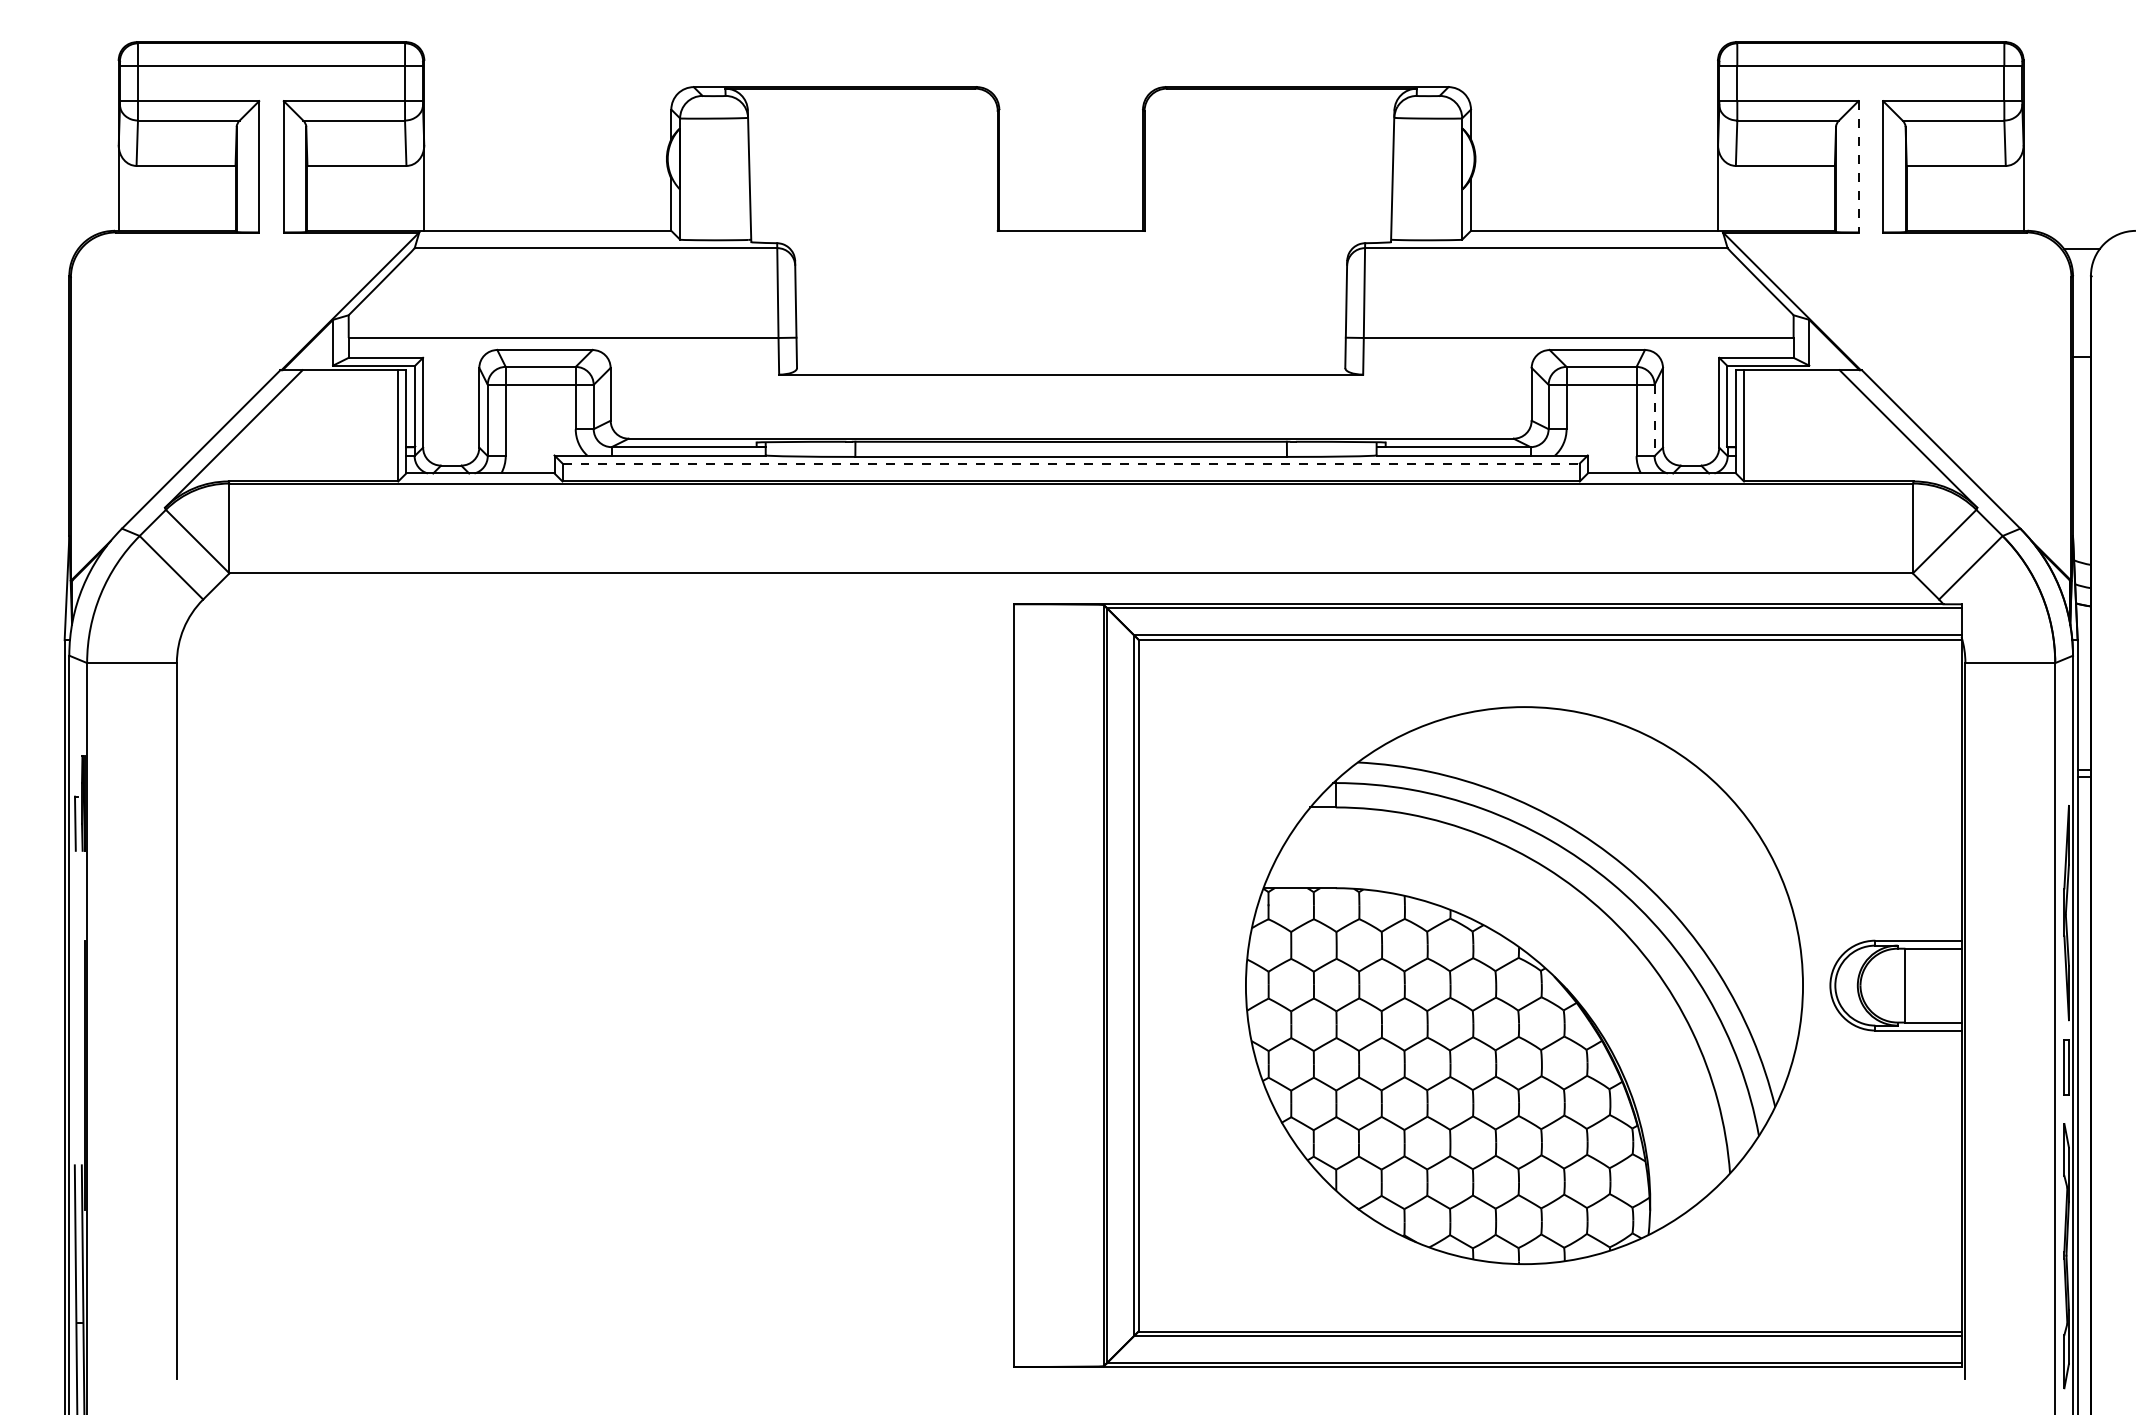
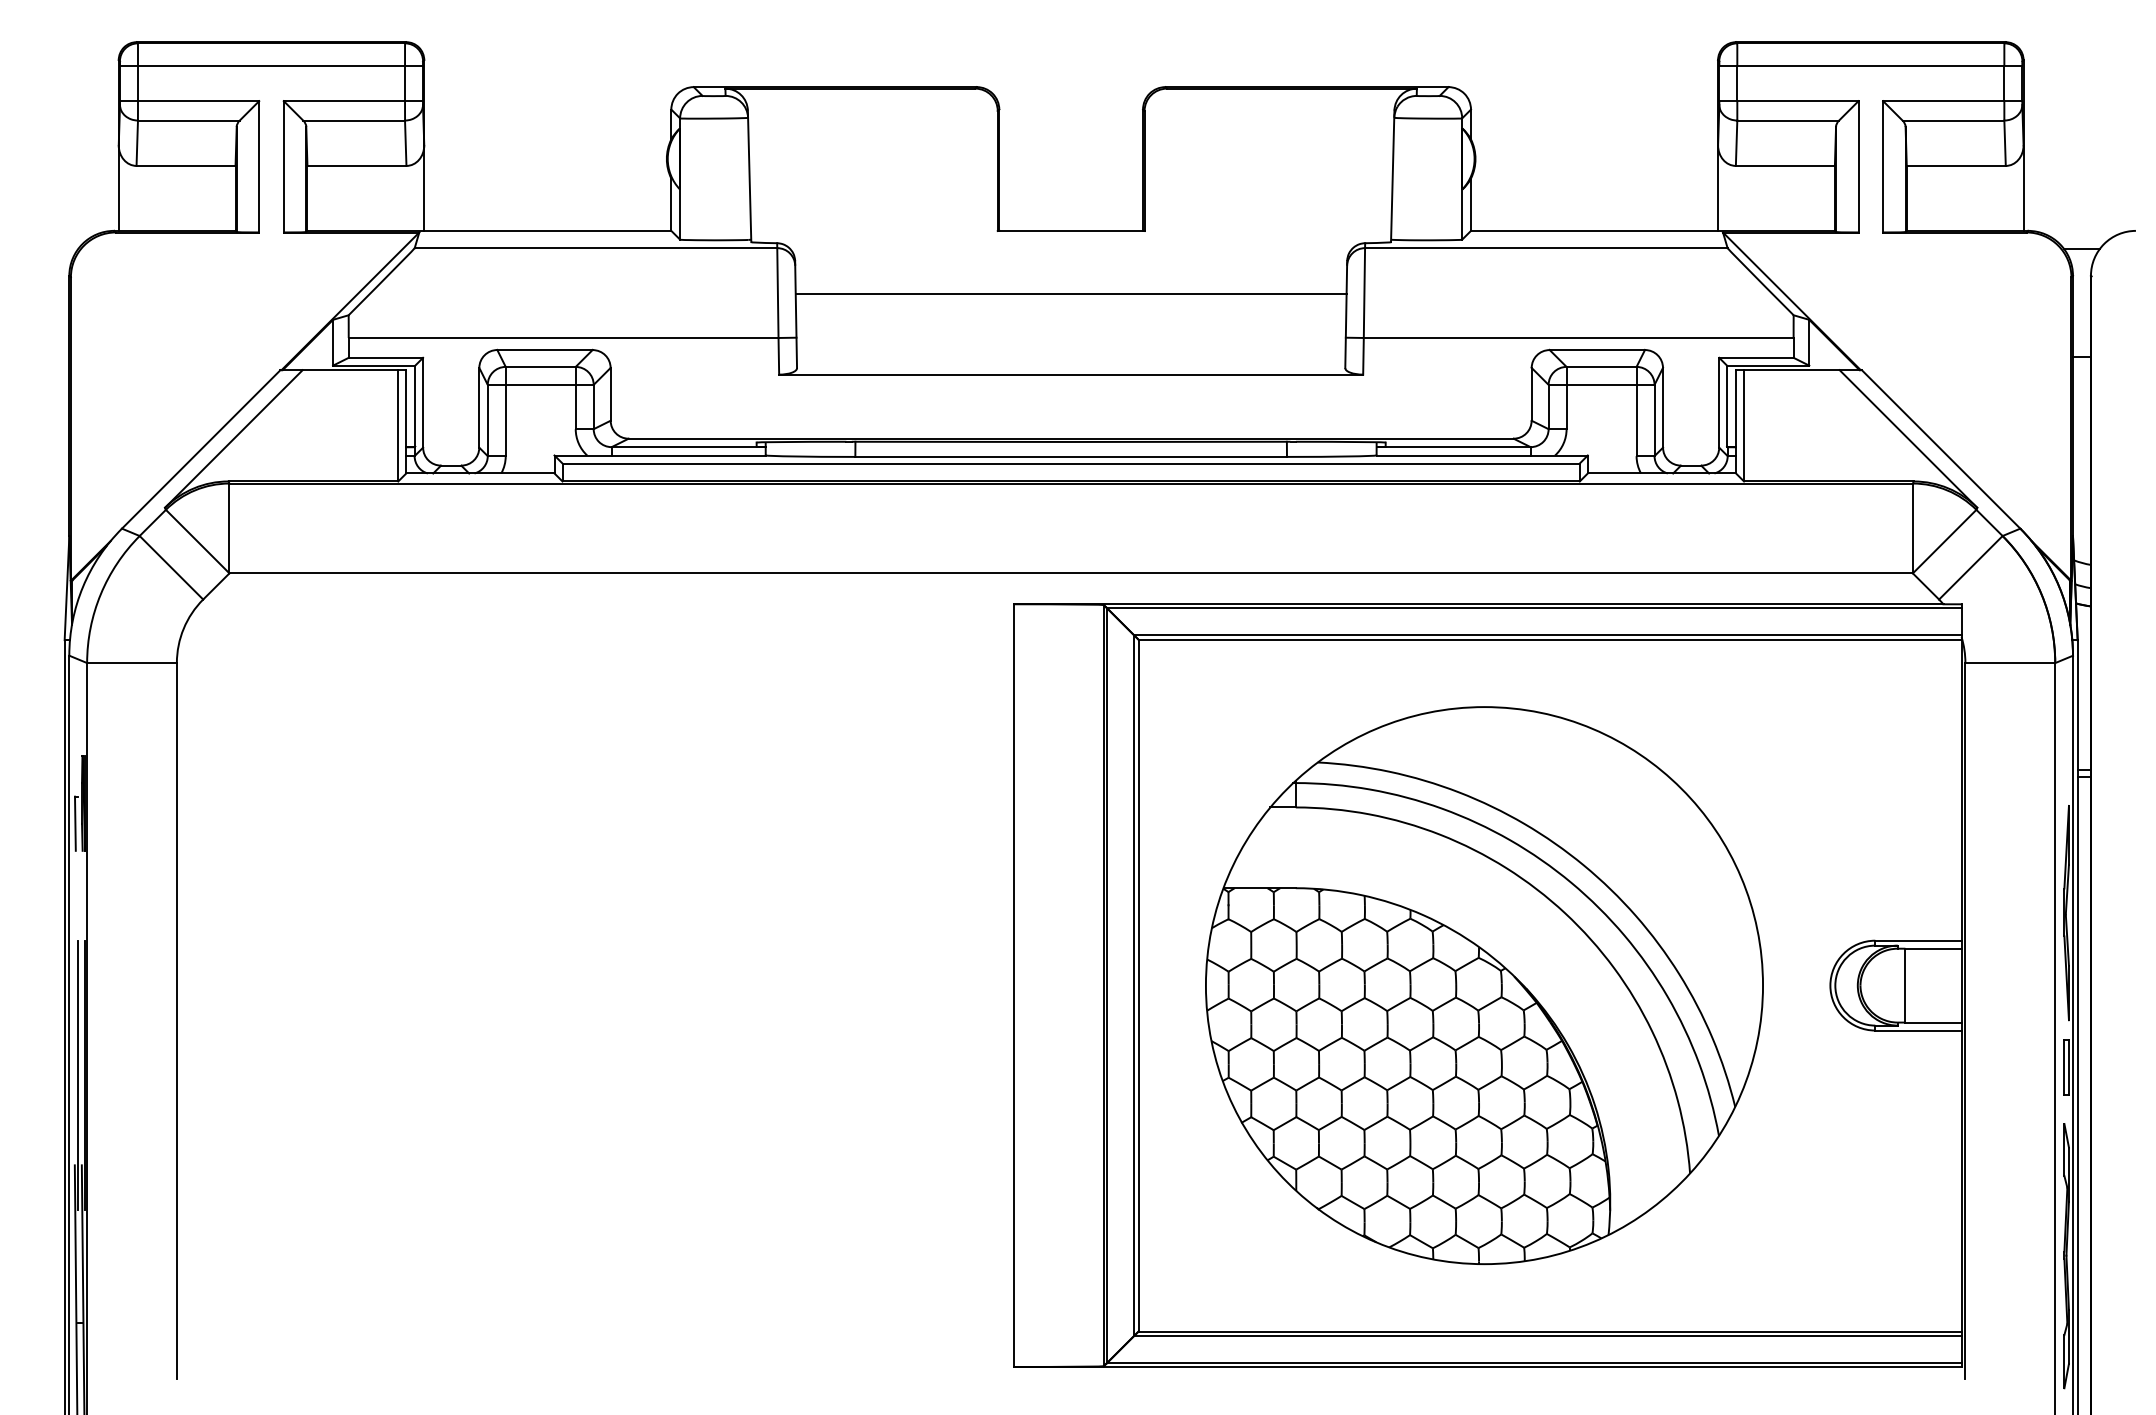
line: dashed -> solid (1858, 166)
line: none -> present (1070, 293)
line: dashed -> solid (1654, 420)
line: dashed -> solid (1071, 463)
part position: (1524, 985) -> (1484, 985) (1484, 985)
line: none -> present (77, 1075)
